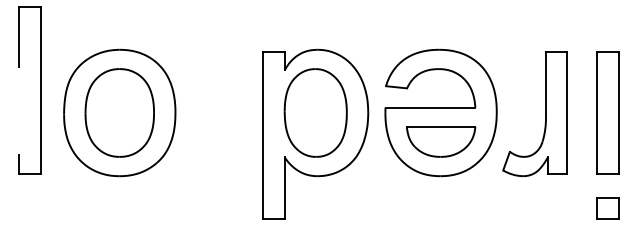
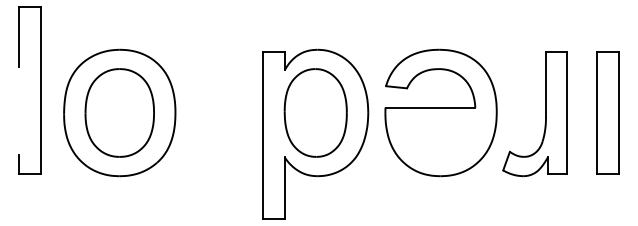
part: present -> none (441, 141)
part: present -> none (607, 208)
